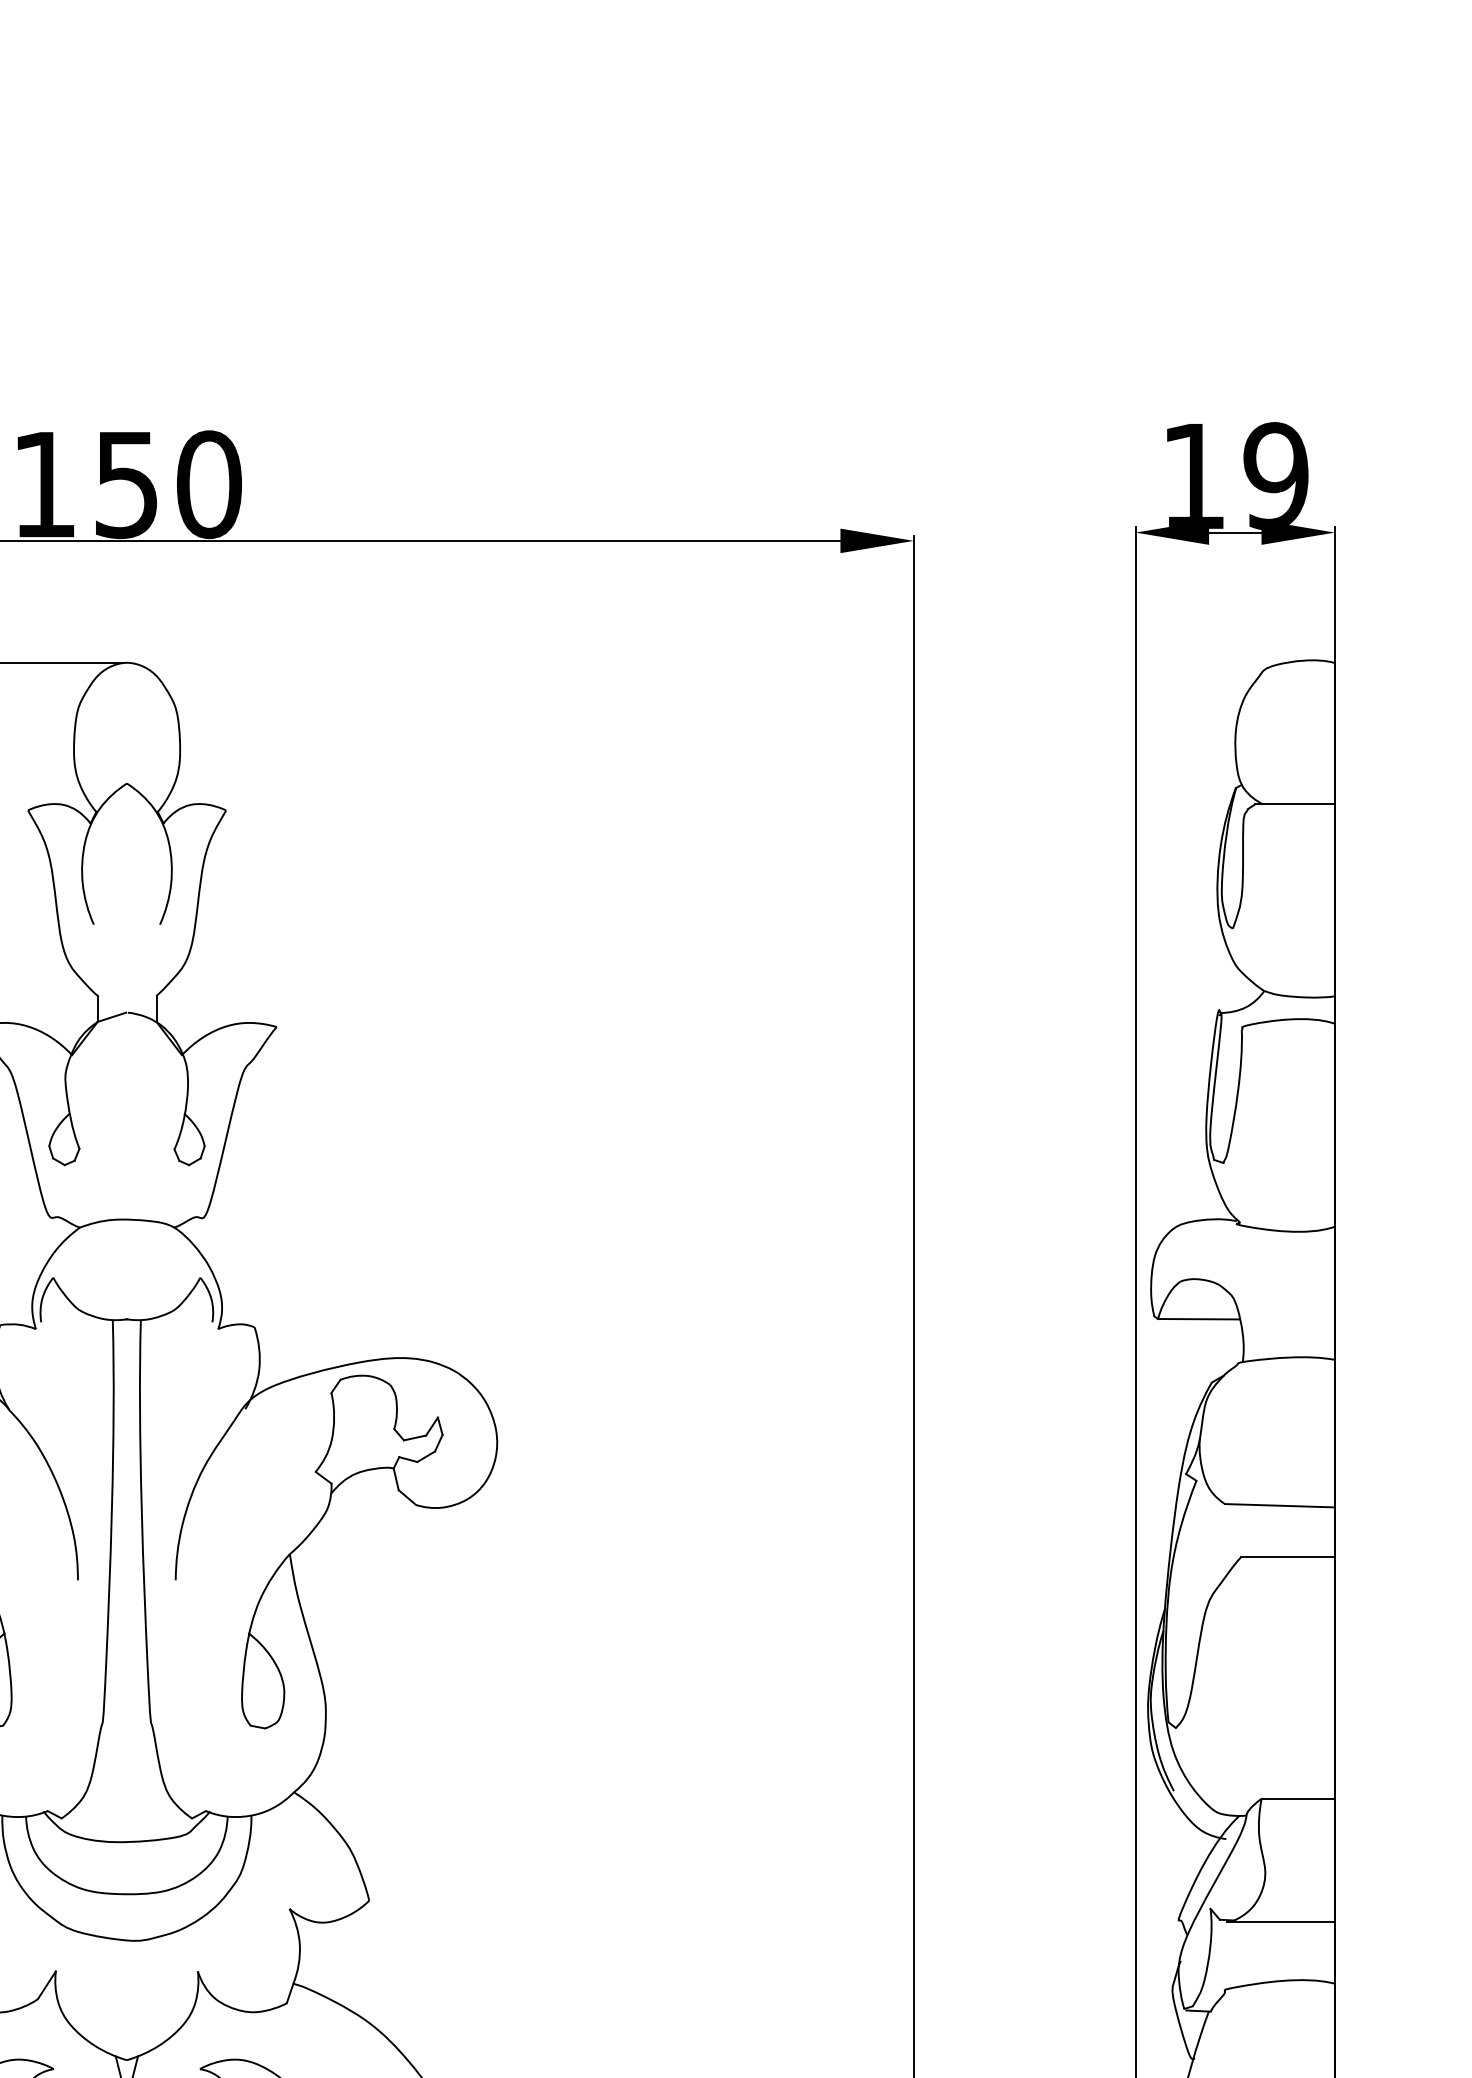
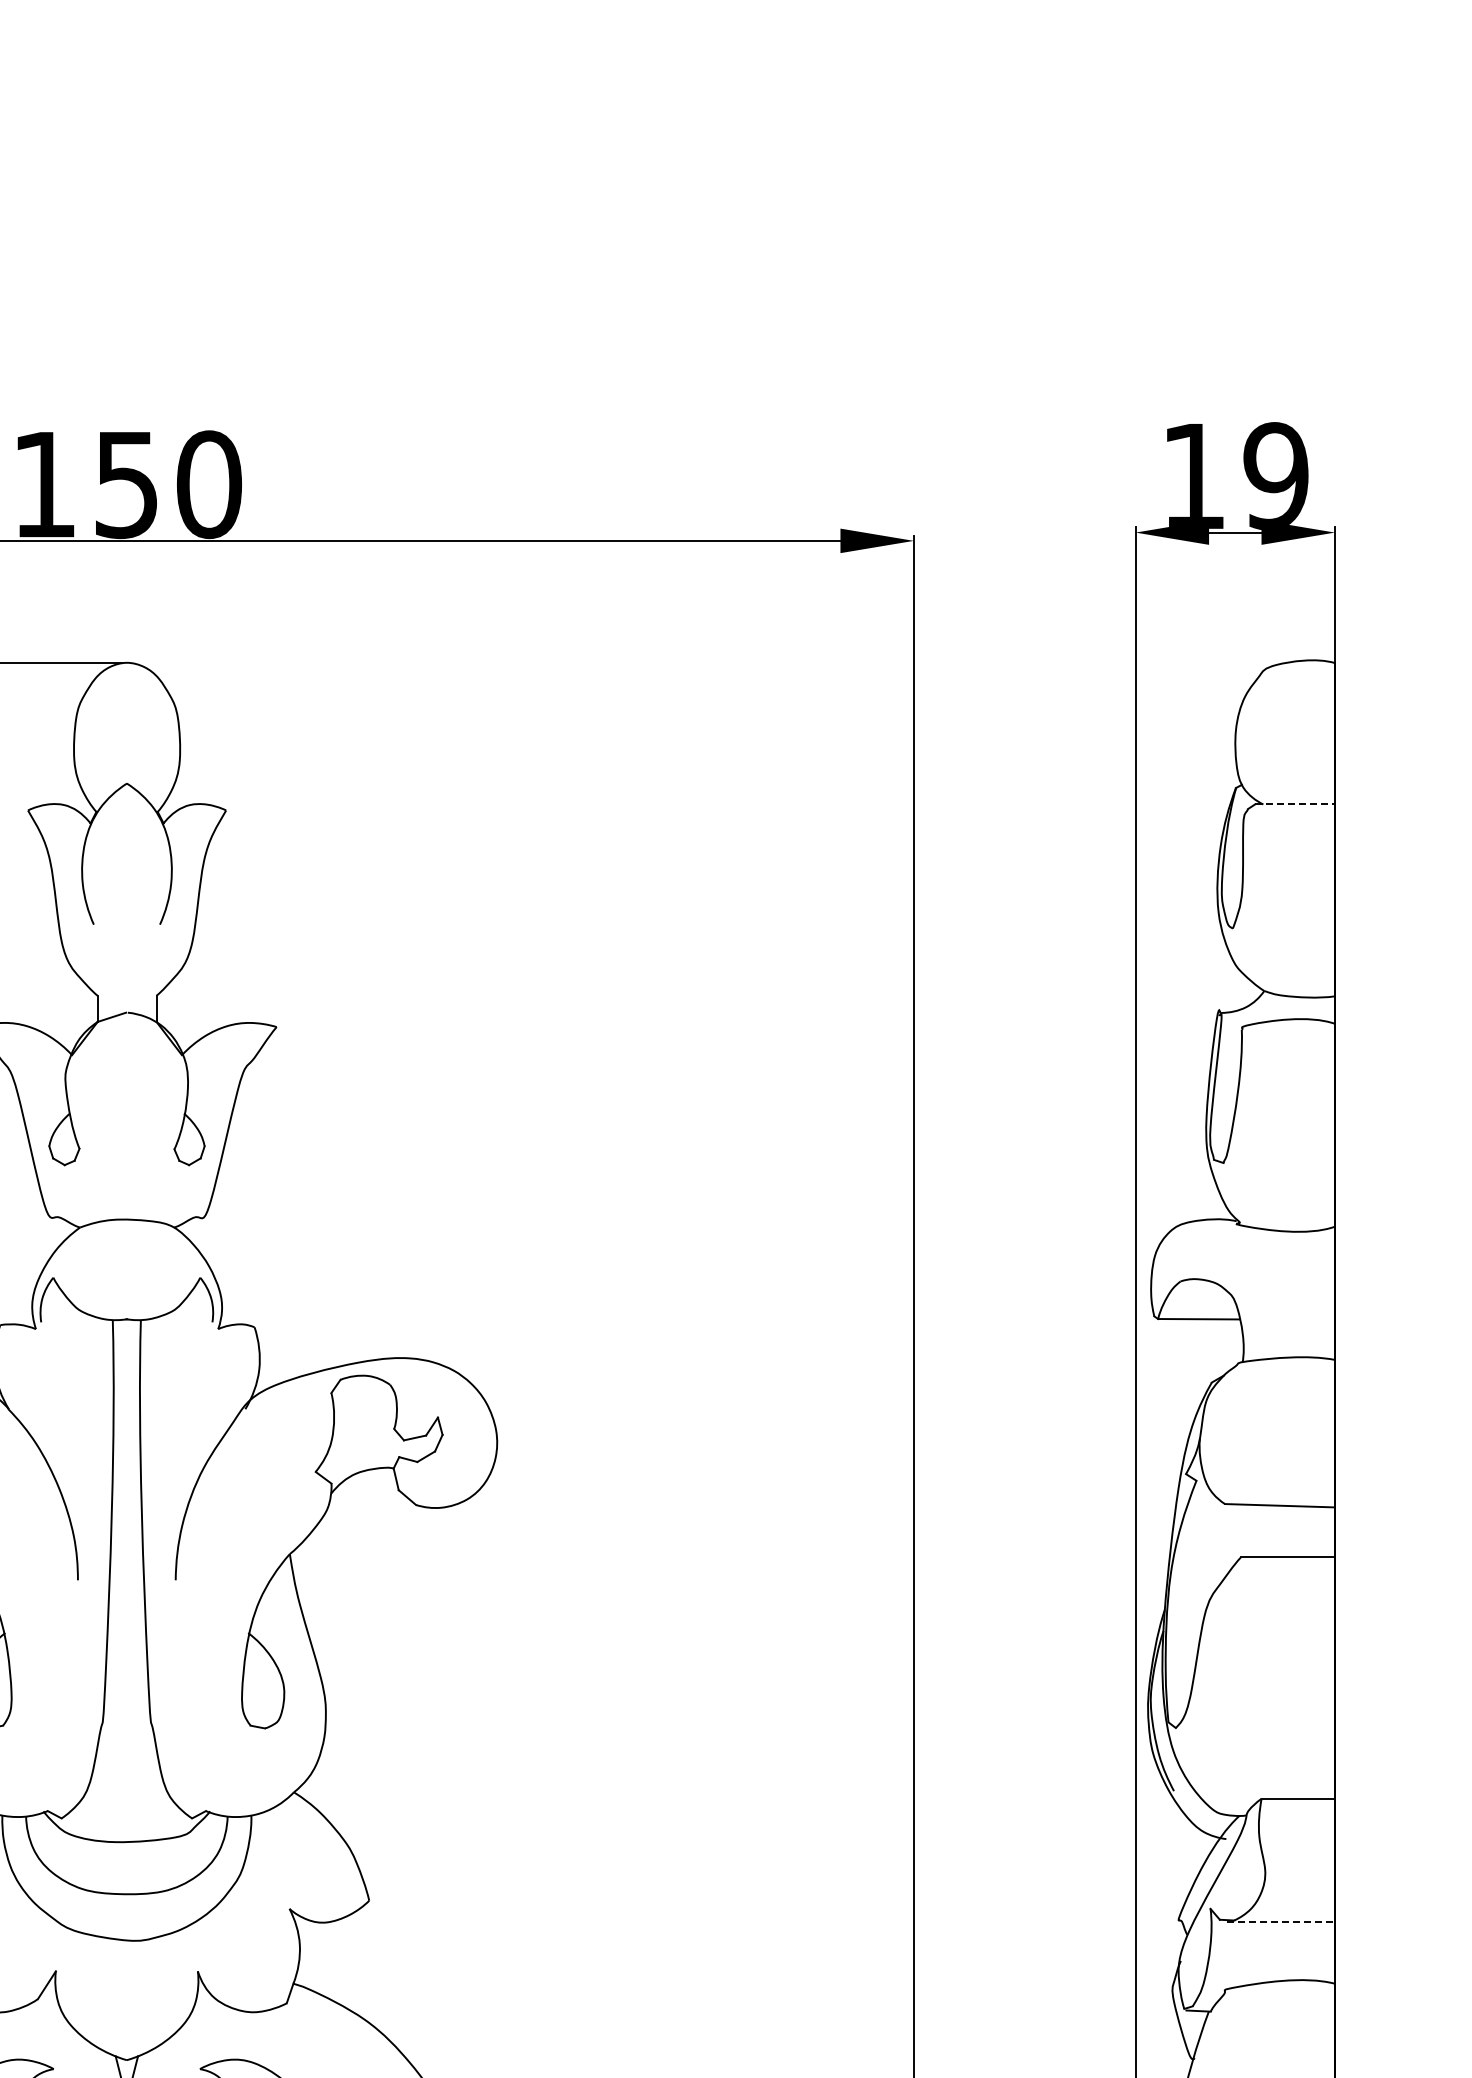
line: solid -> dashed (1294, 804)
line: solid -> dashed (1281, 1921)
